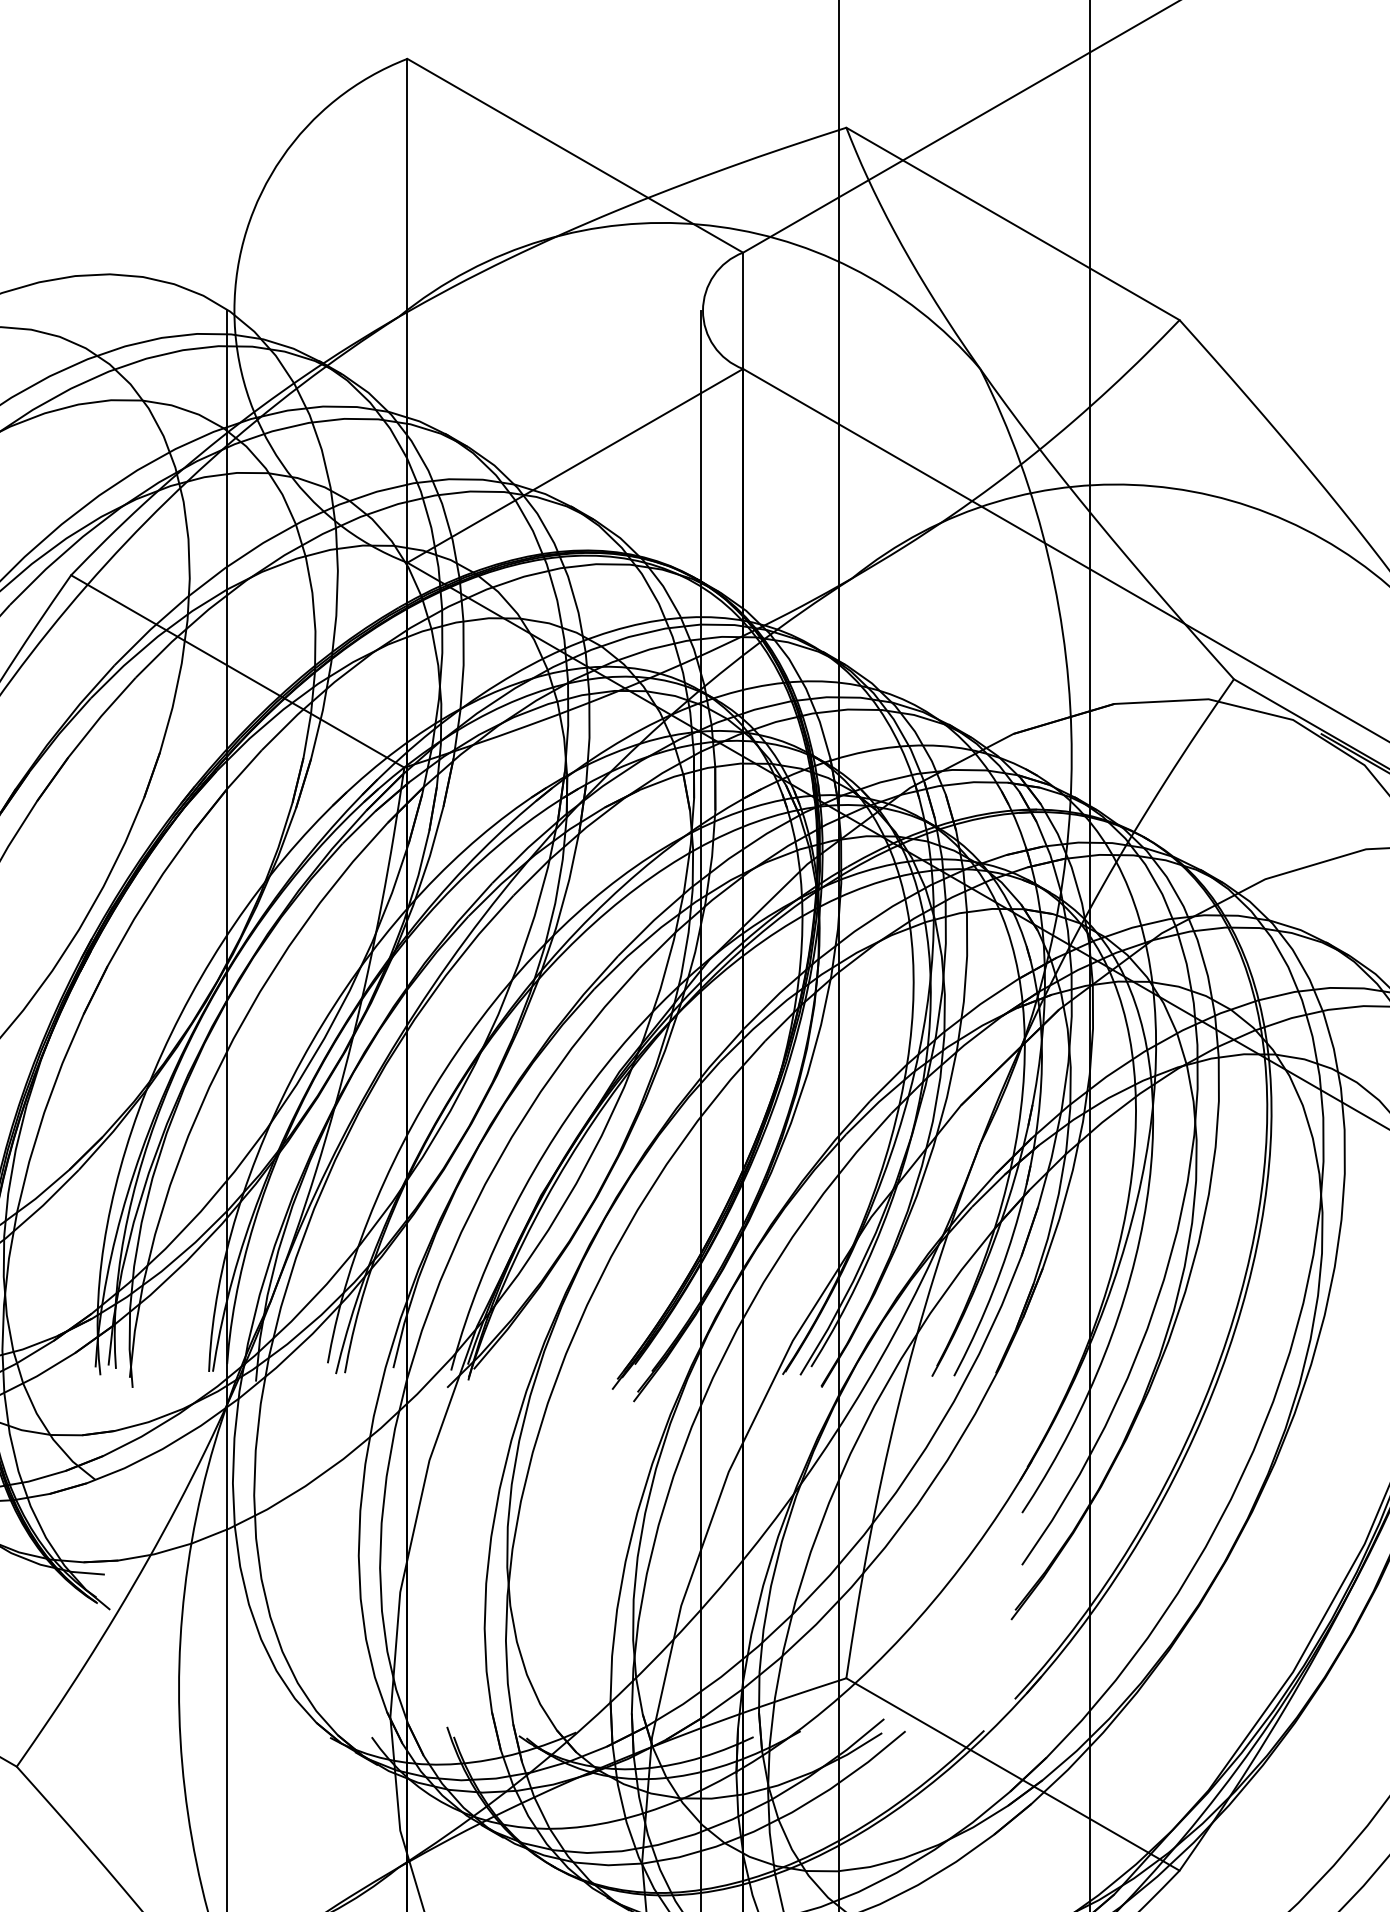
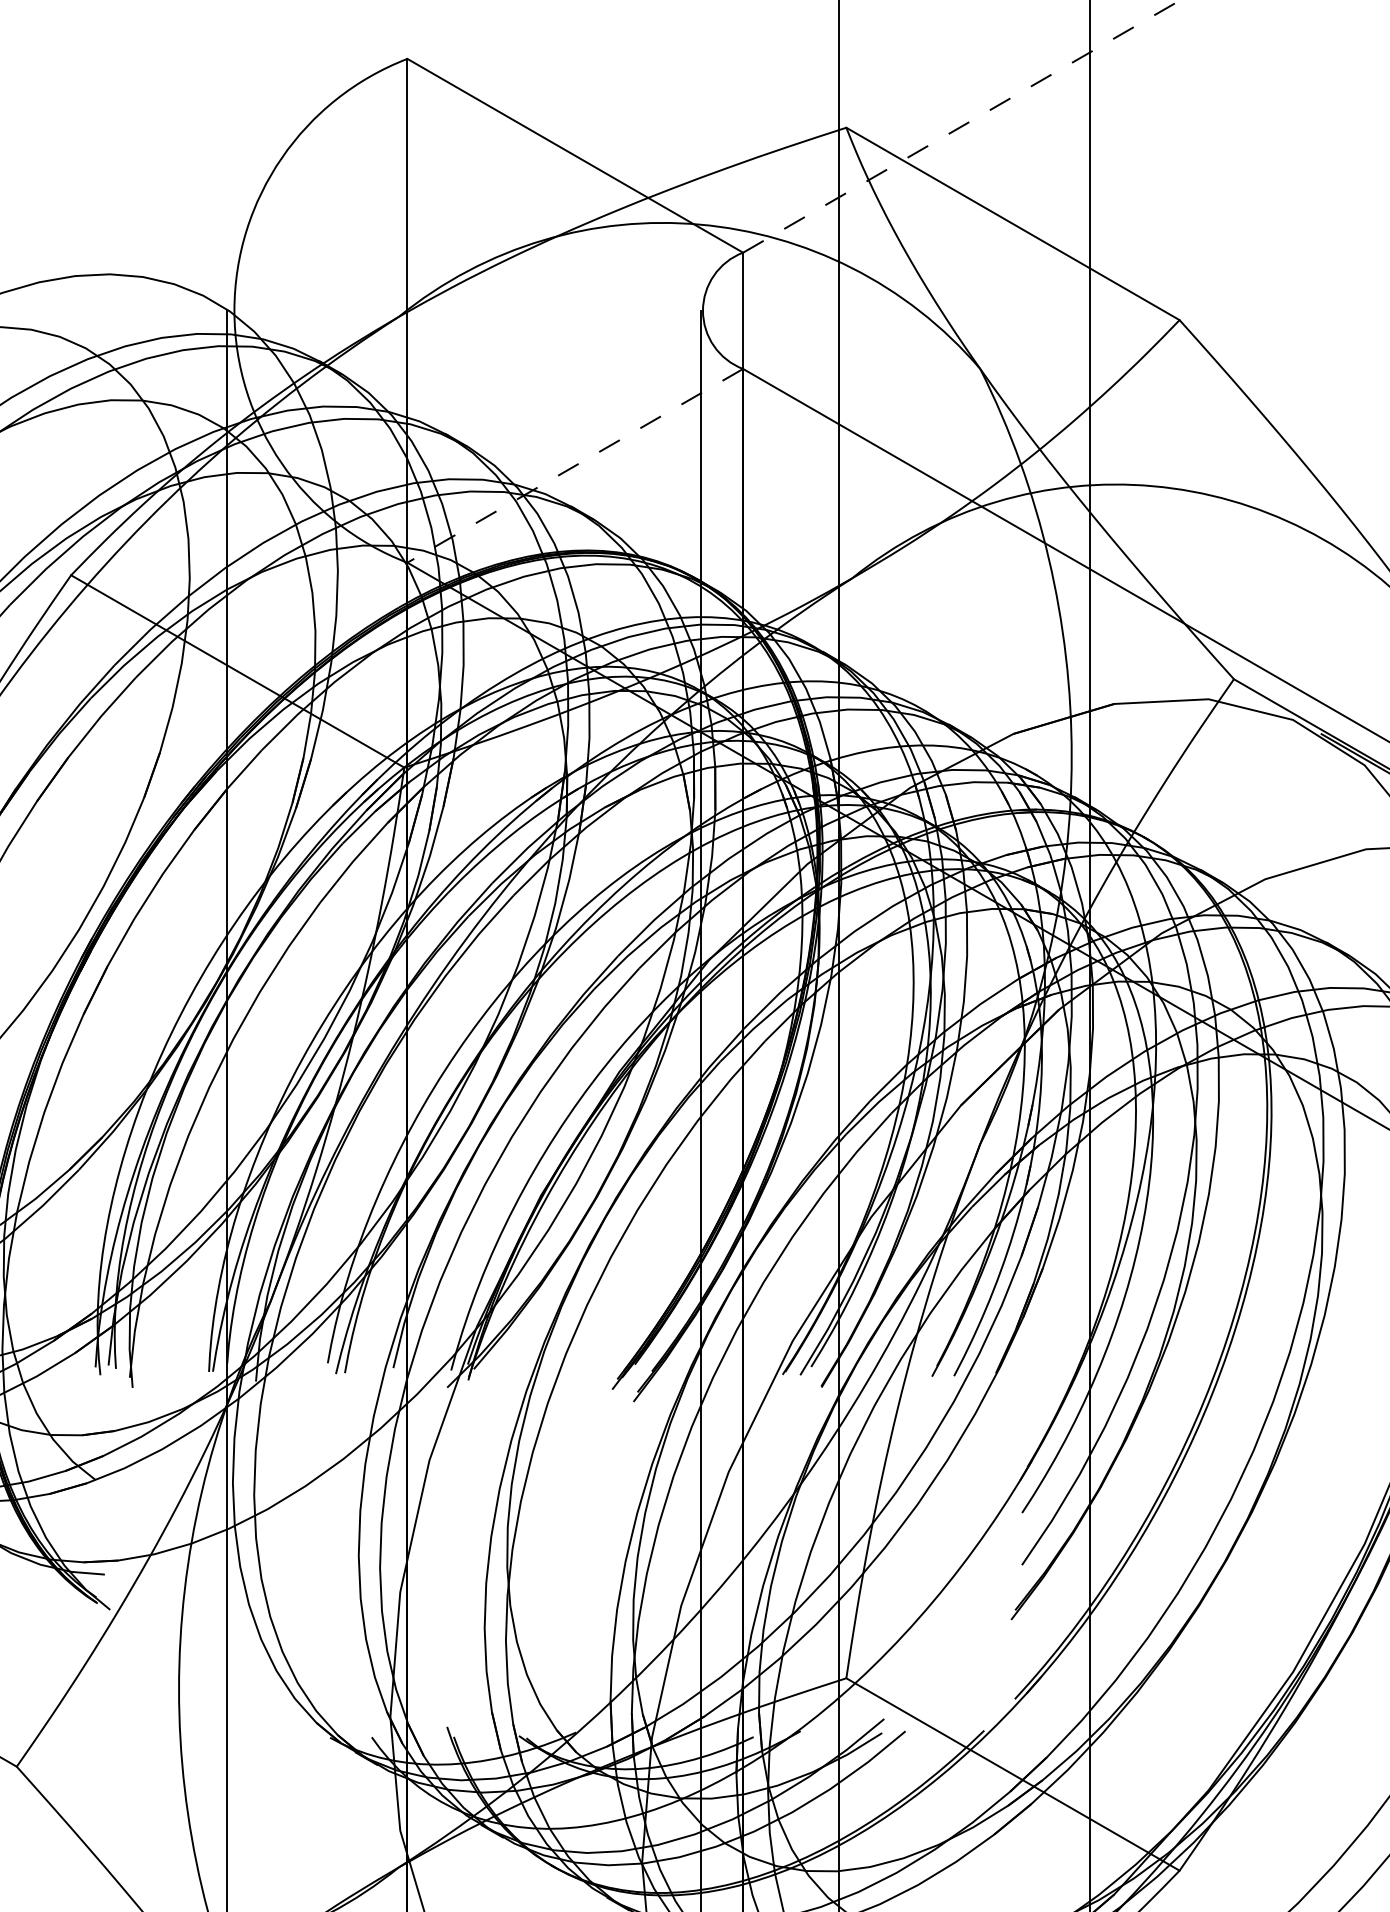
line: solid -> dashed (962, 126)
line: solid -> dashed (575, 465)
